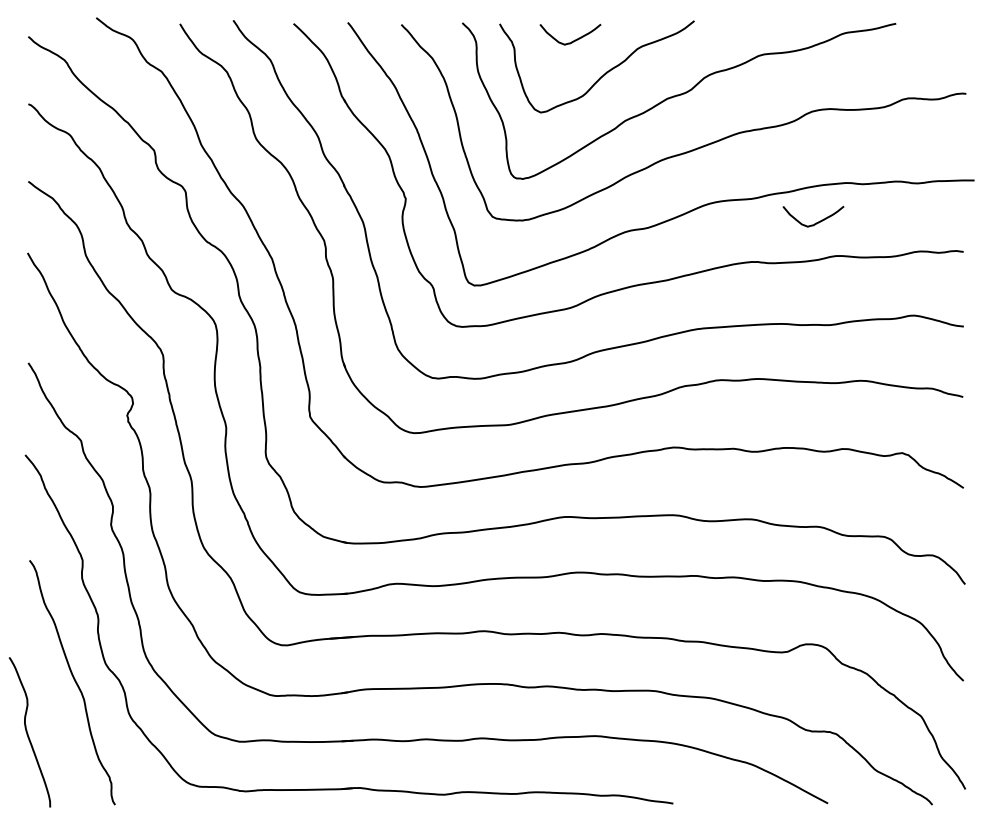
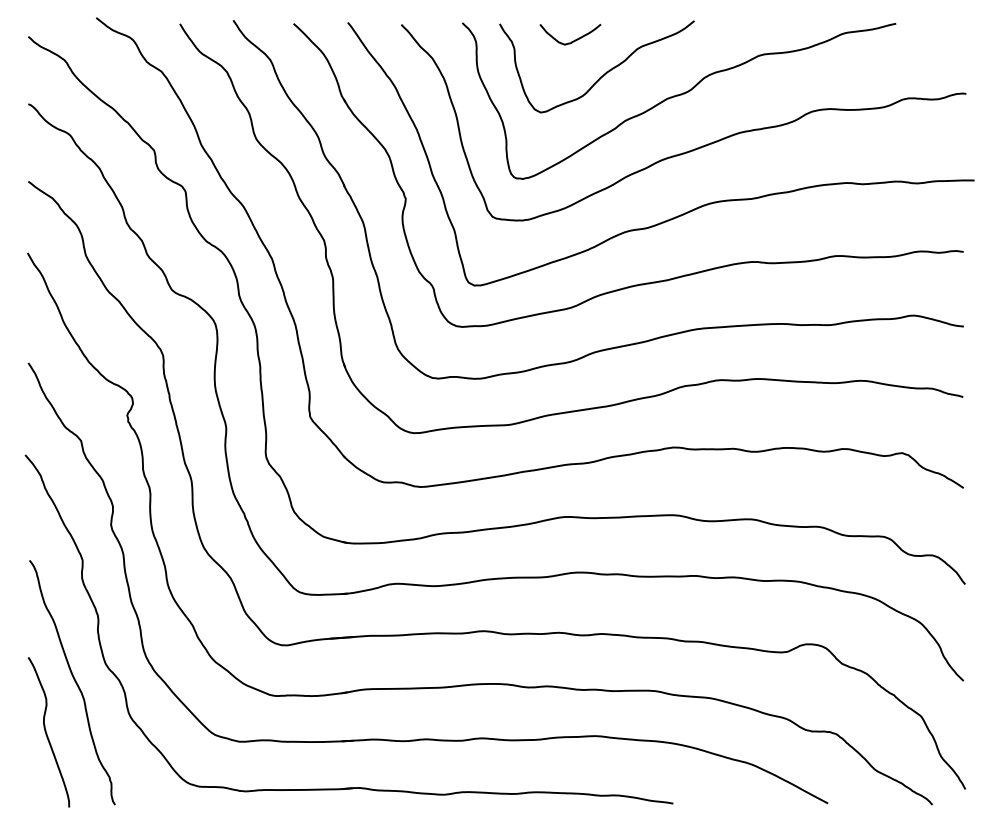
curve: present -> none (816, 222)
curve position: (28, 733) -> (47, 733) (47, 733)
